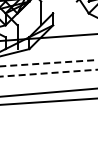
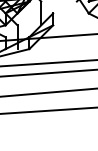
line: dashed -> solid (48, 63)
line: dashed -> solid (49, 73)
line position: (48, 101) -> (48, 110) (48, 110)
